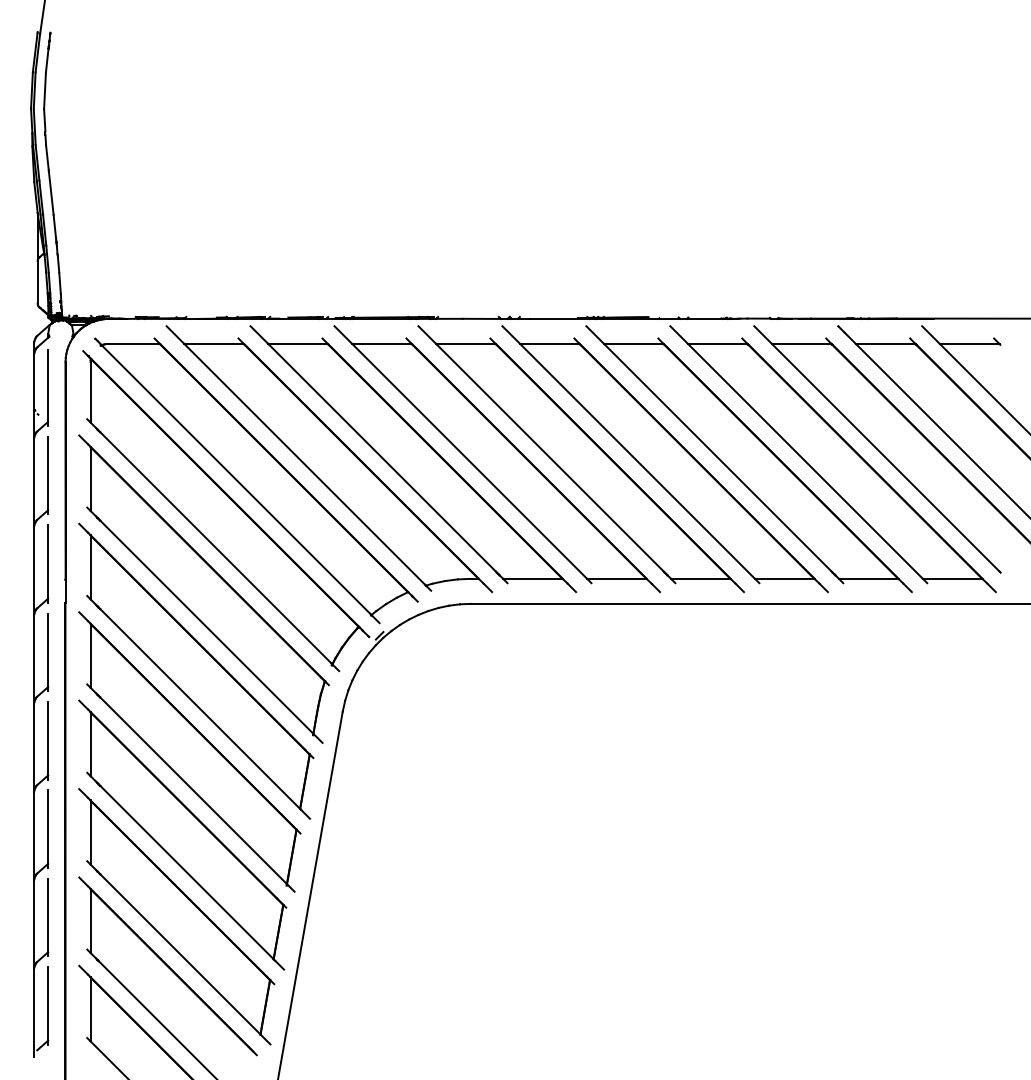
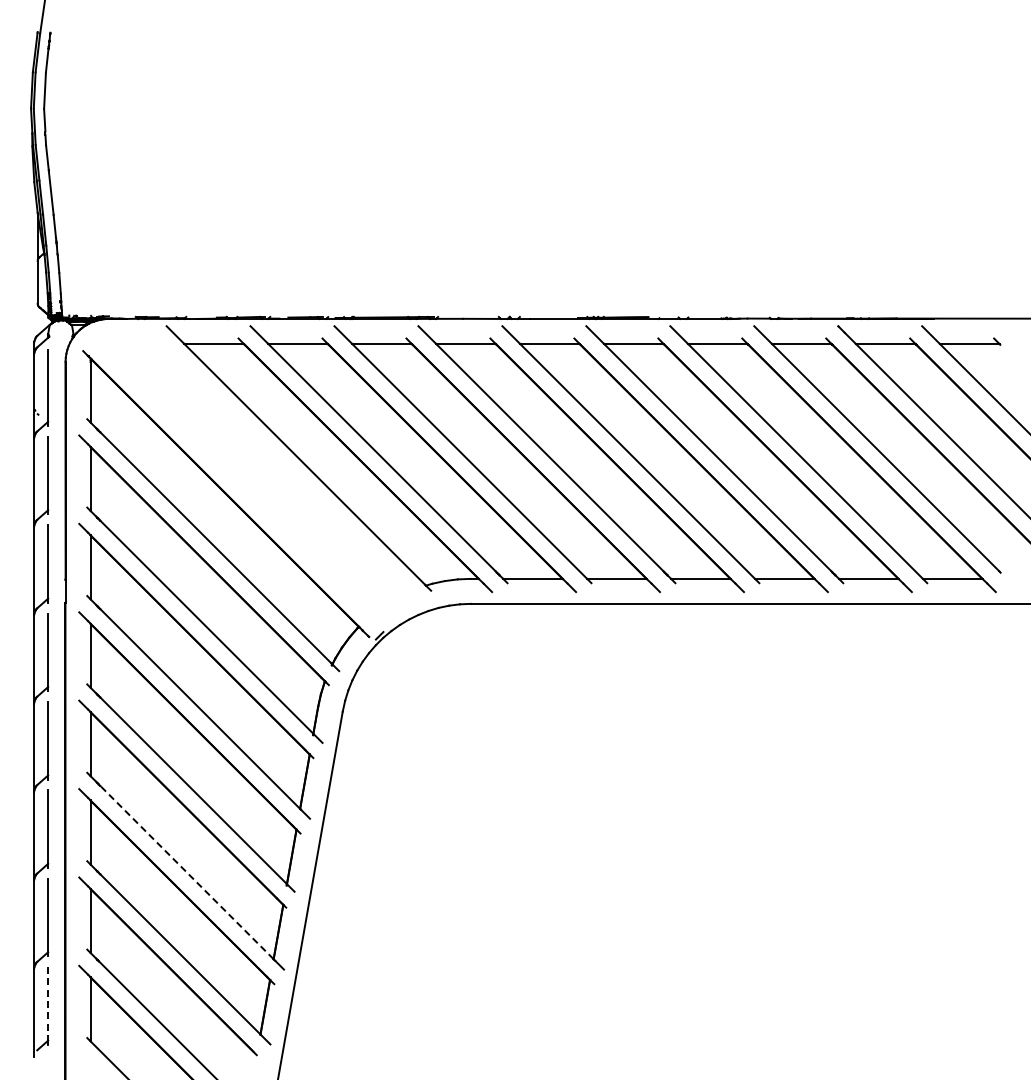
part: present -> none (256, 480)
line: solid -> dashed (186, 872)
line: solid -> dashed (48, 1003)
